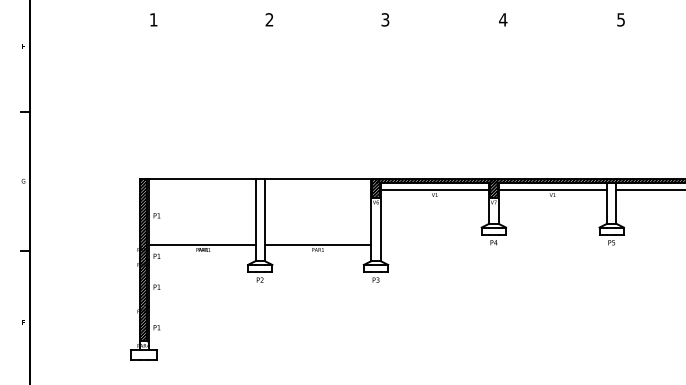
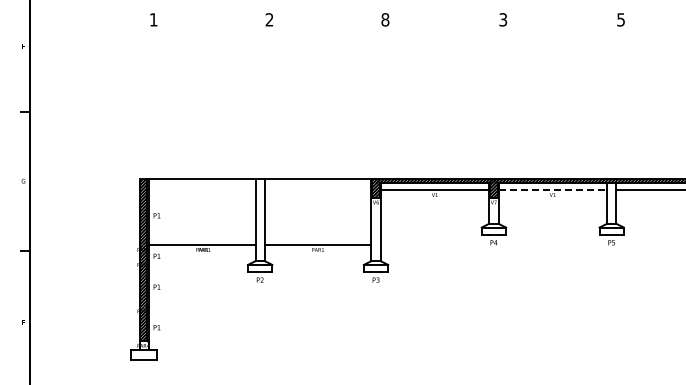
text: 3 -> 8 (385, 19)
text: 4 -> 3 (503, 19)
line: solid -> dashed (553, 190)
